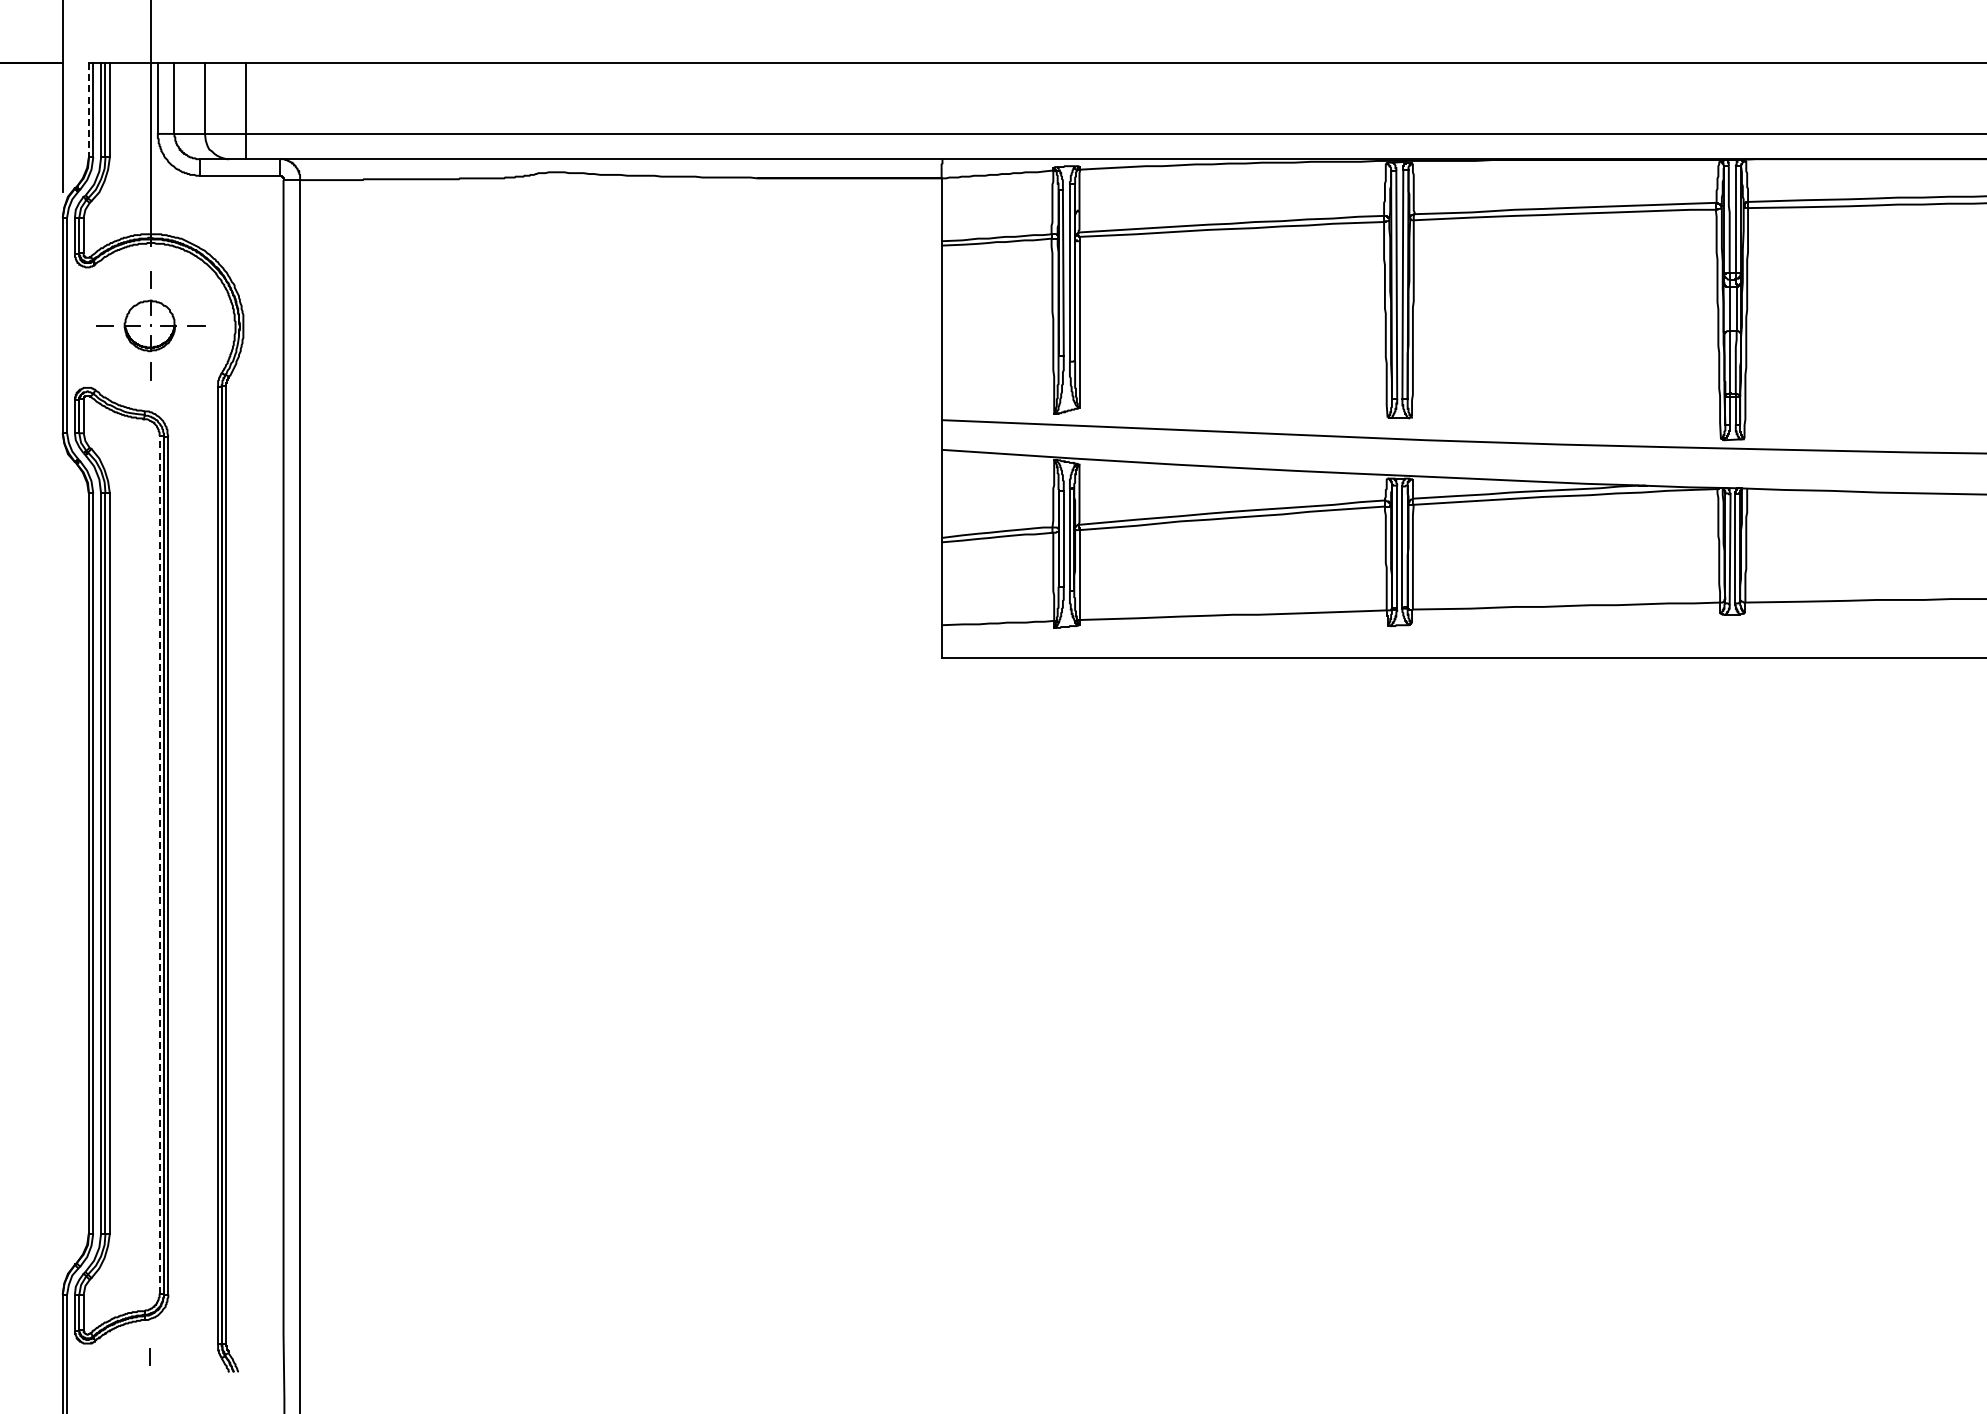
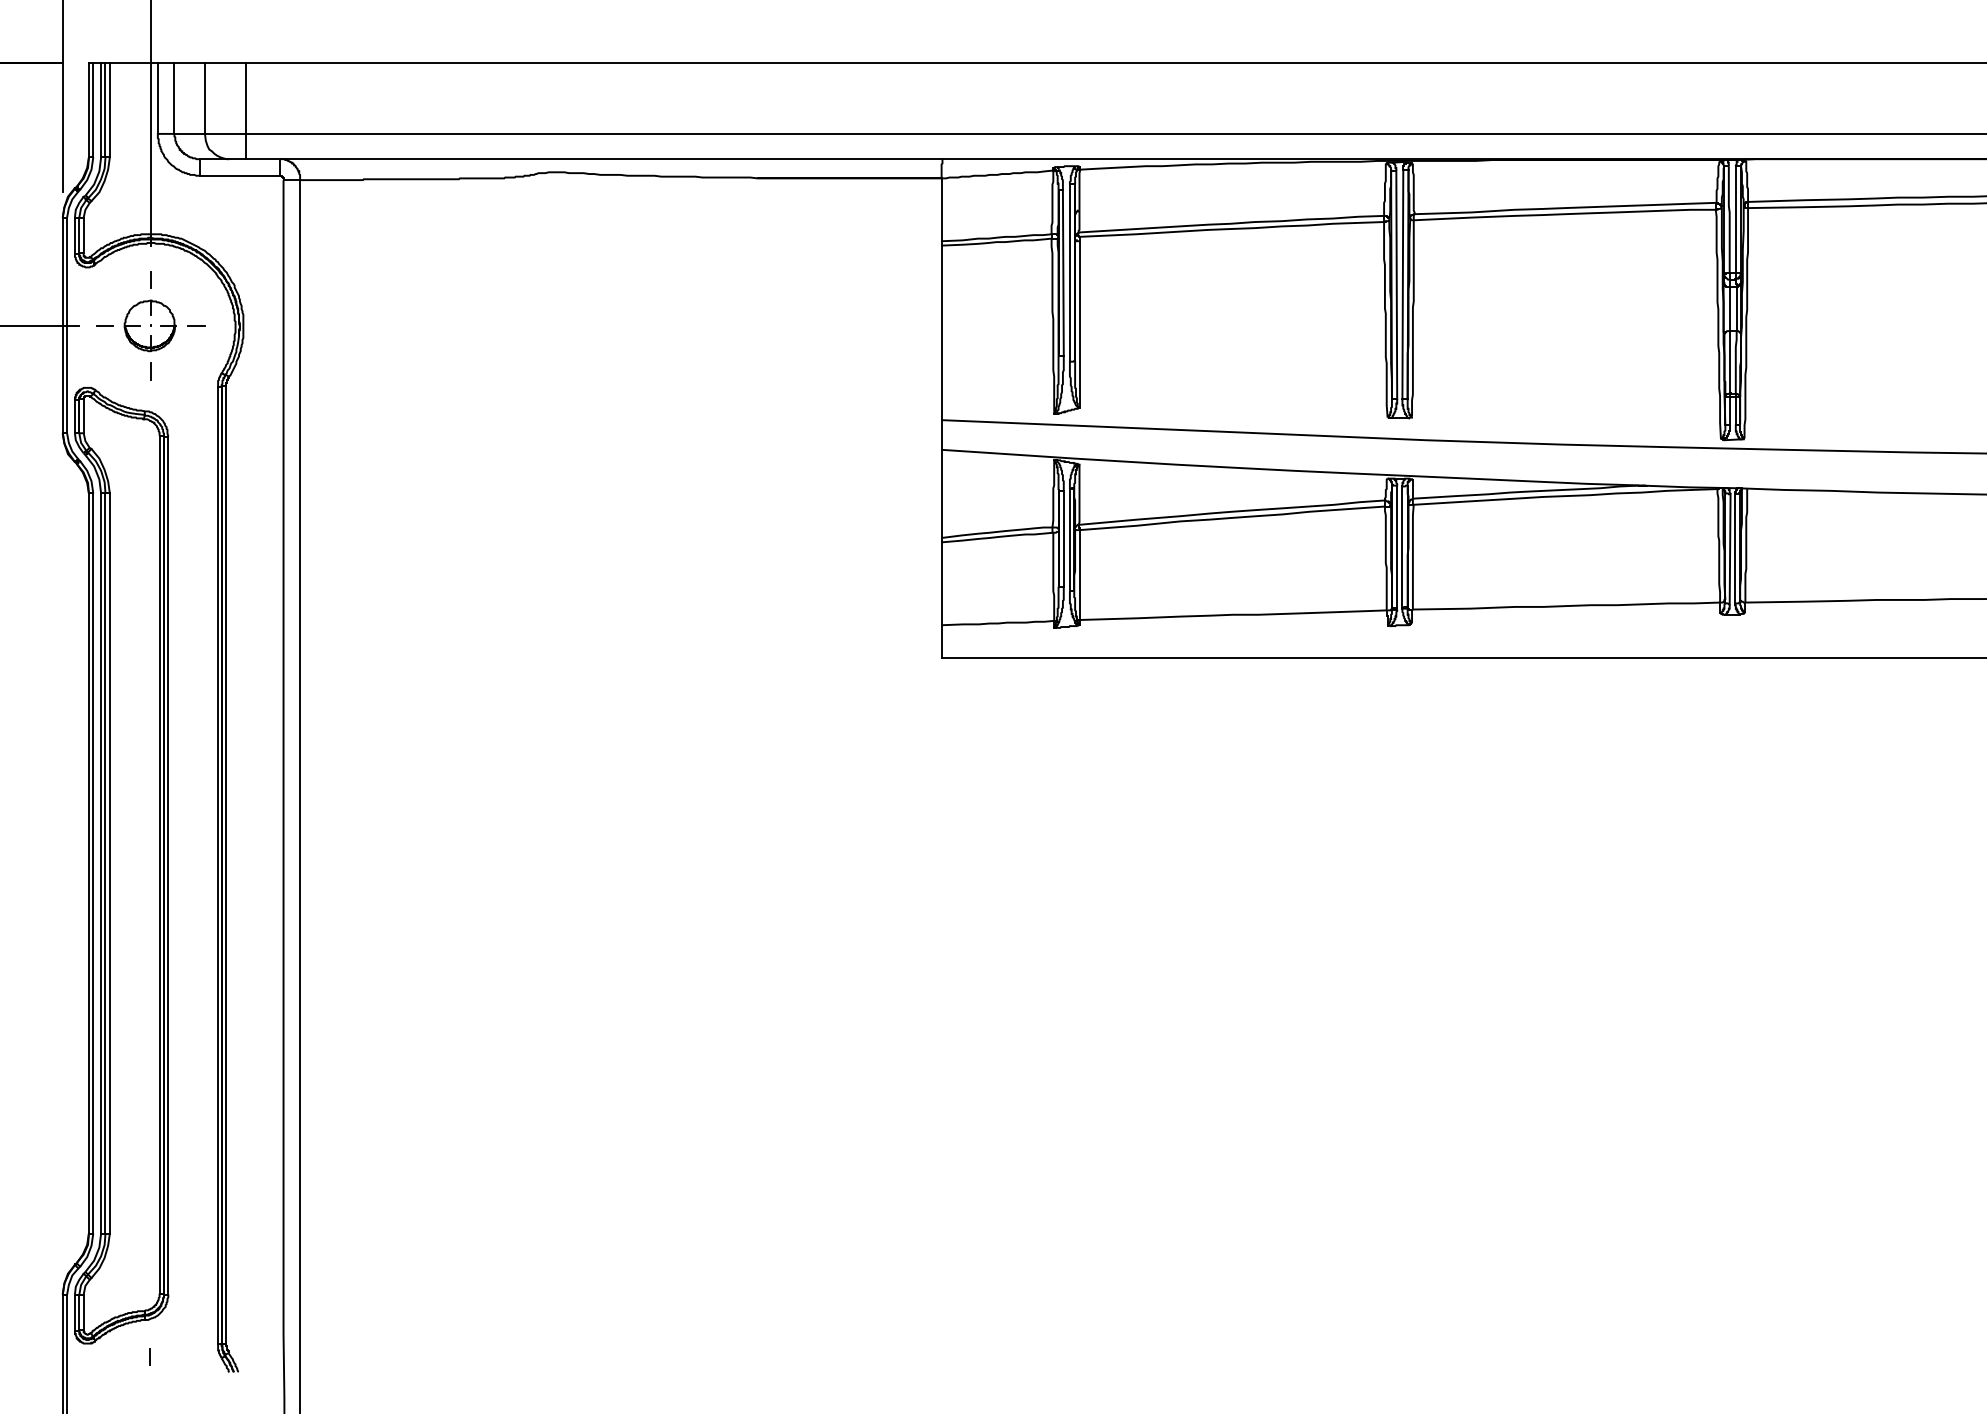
line: dashed -> solid (88, 110)
line: none -> present (40, 325)
line: dashed -> solid (159, 864)
